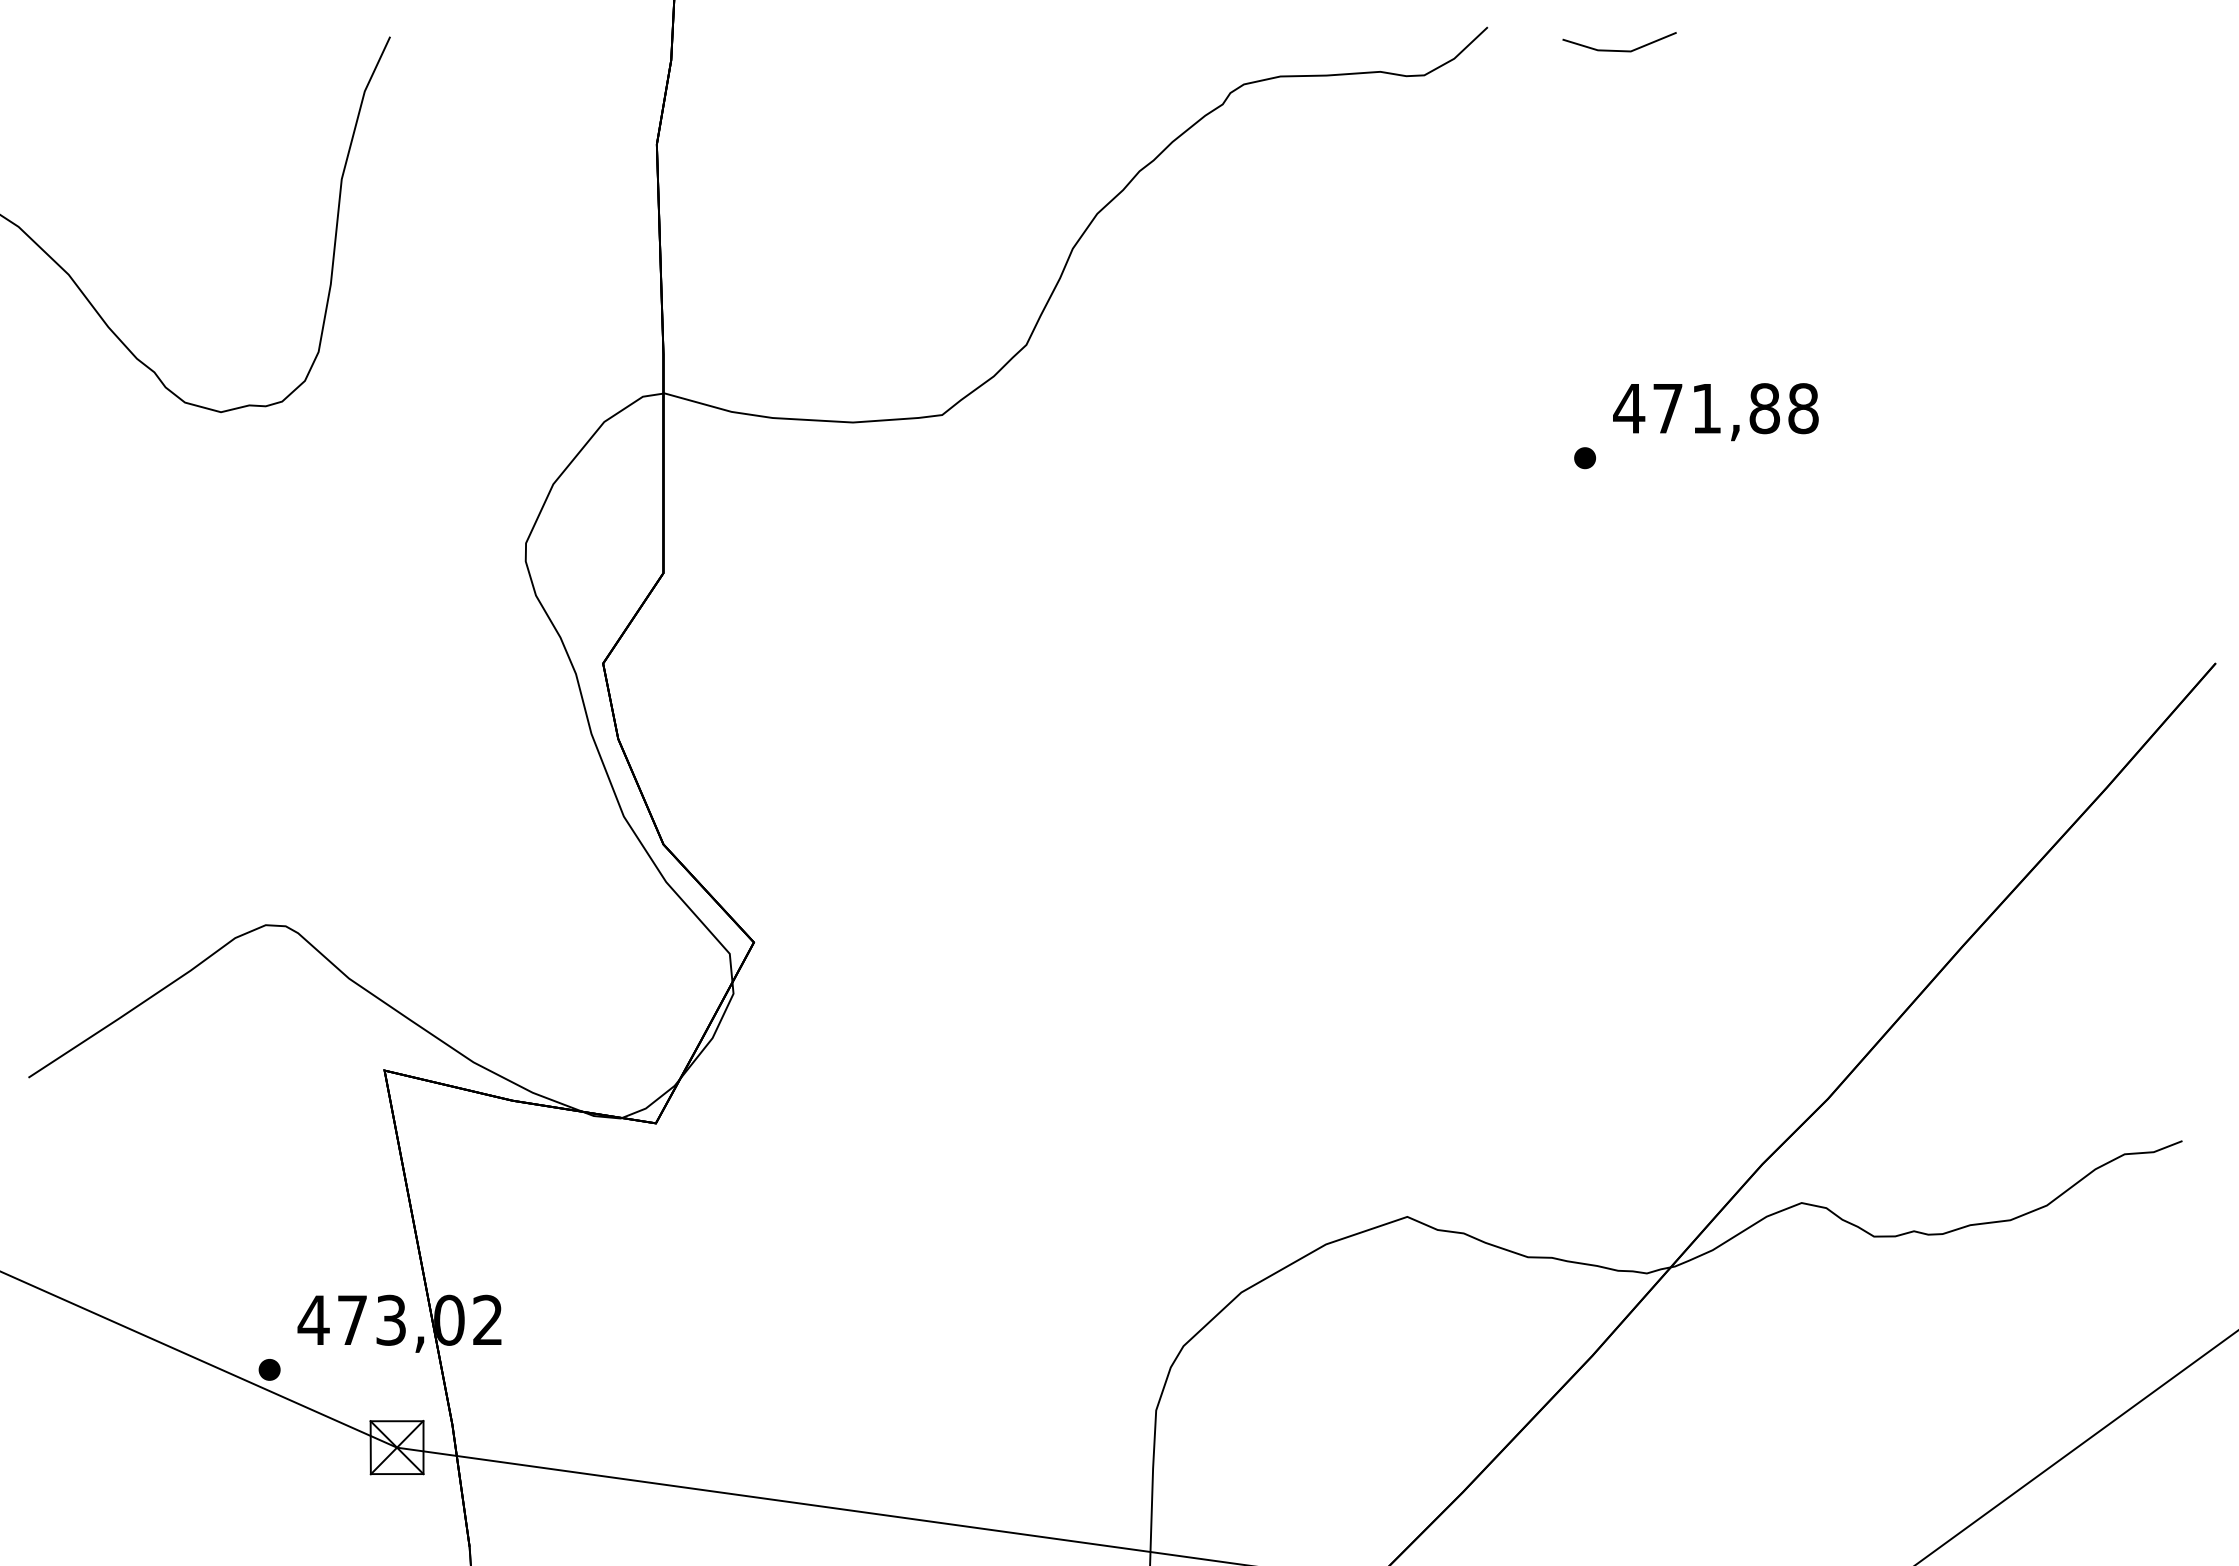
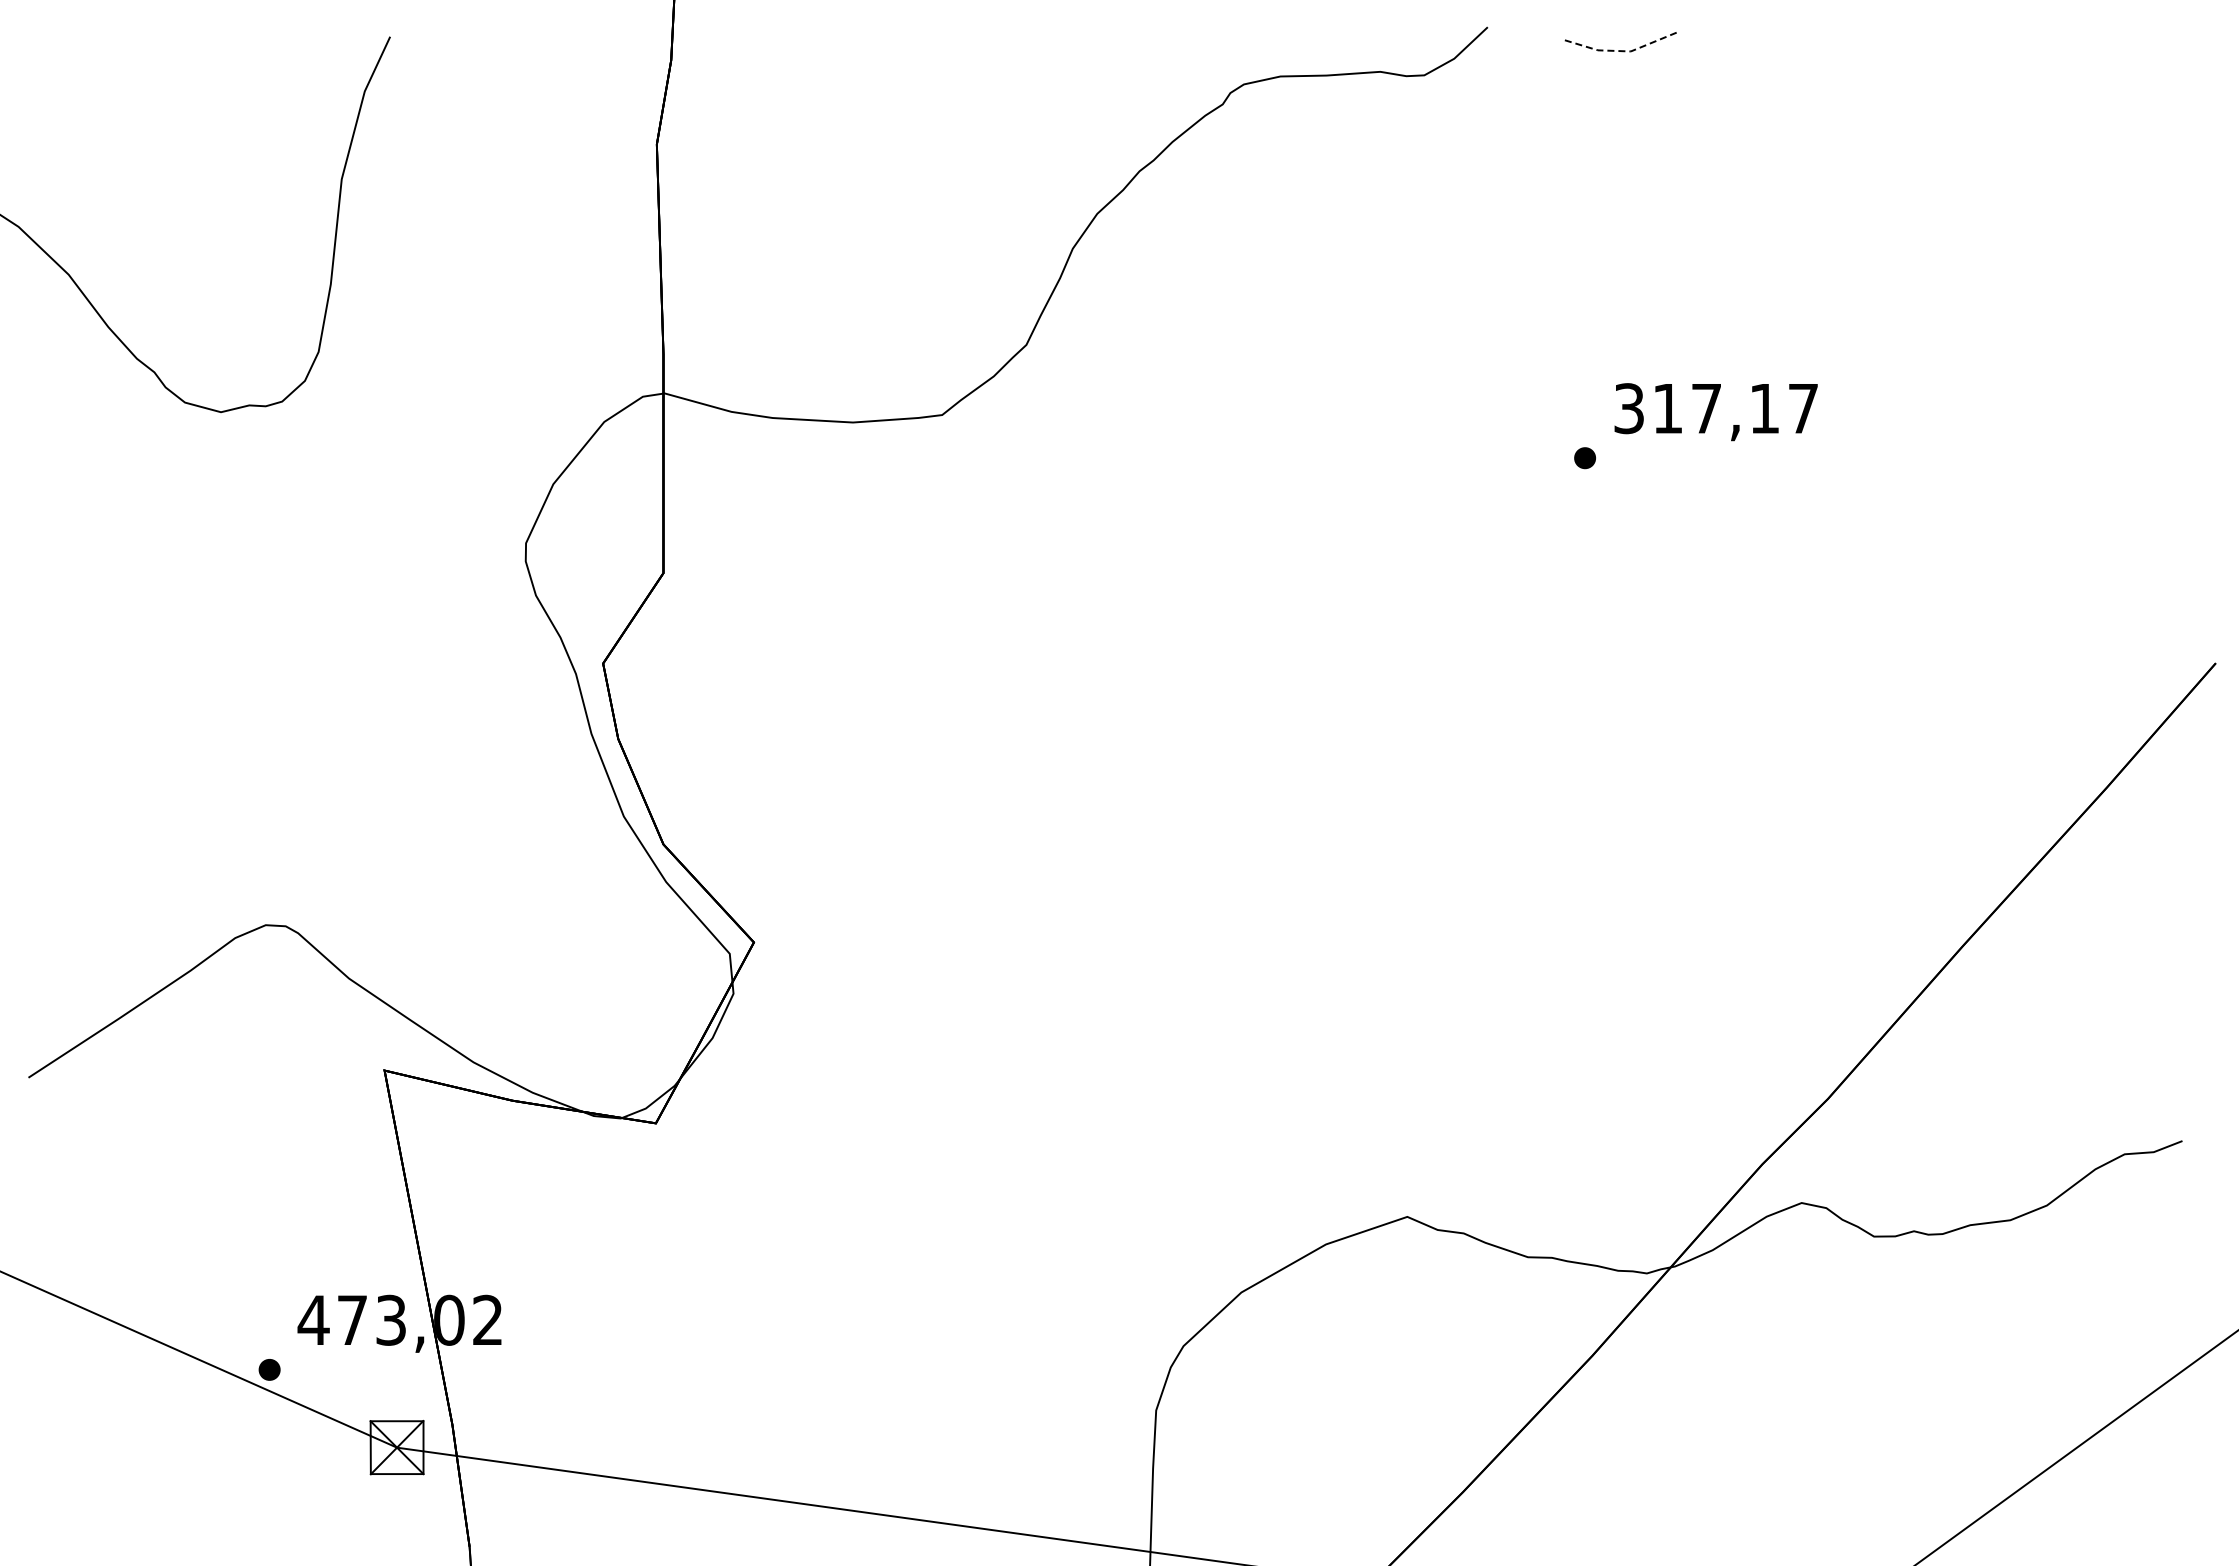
line: solid -> dashed (1620, 51)
text: 471,88 -> 317,17 (1715, 408)
